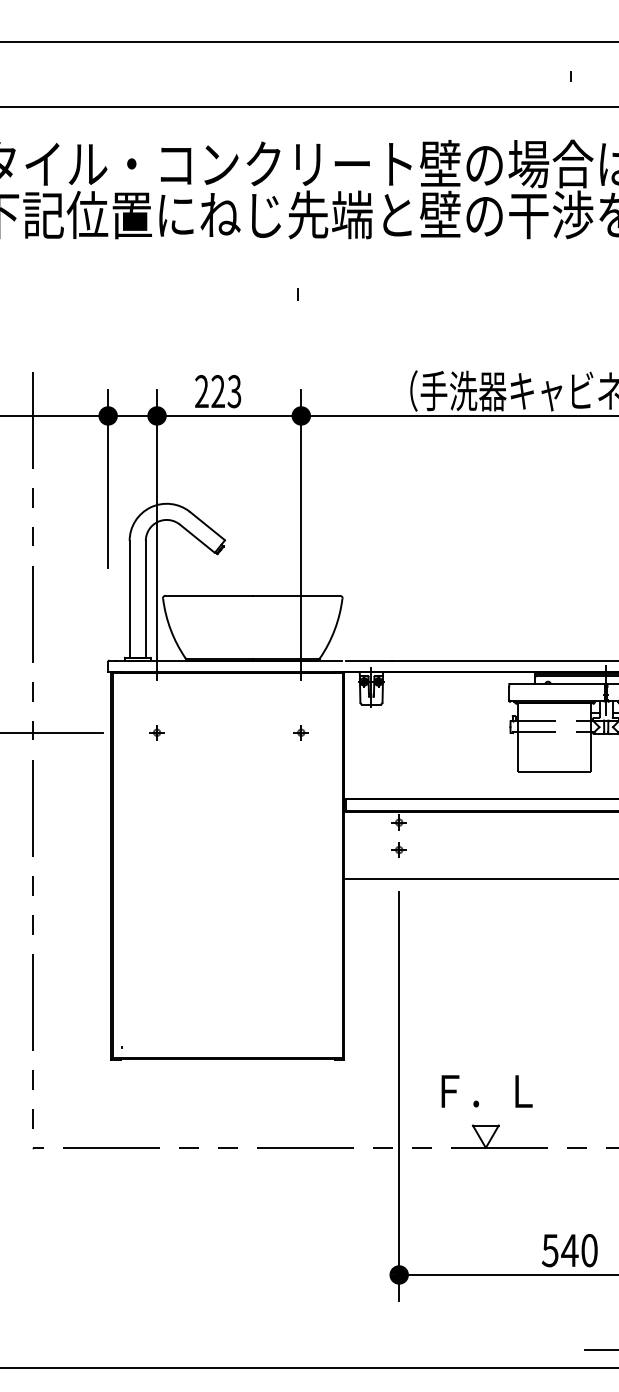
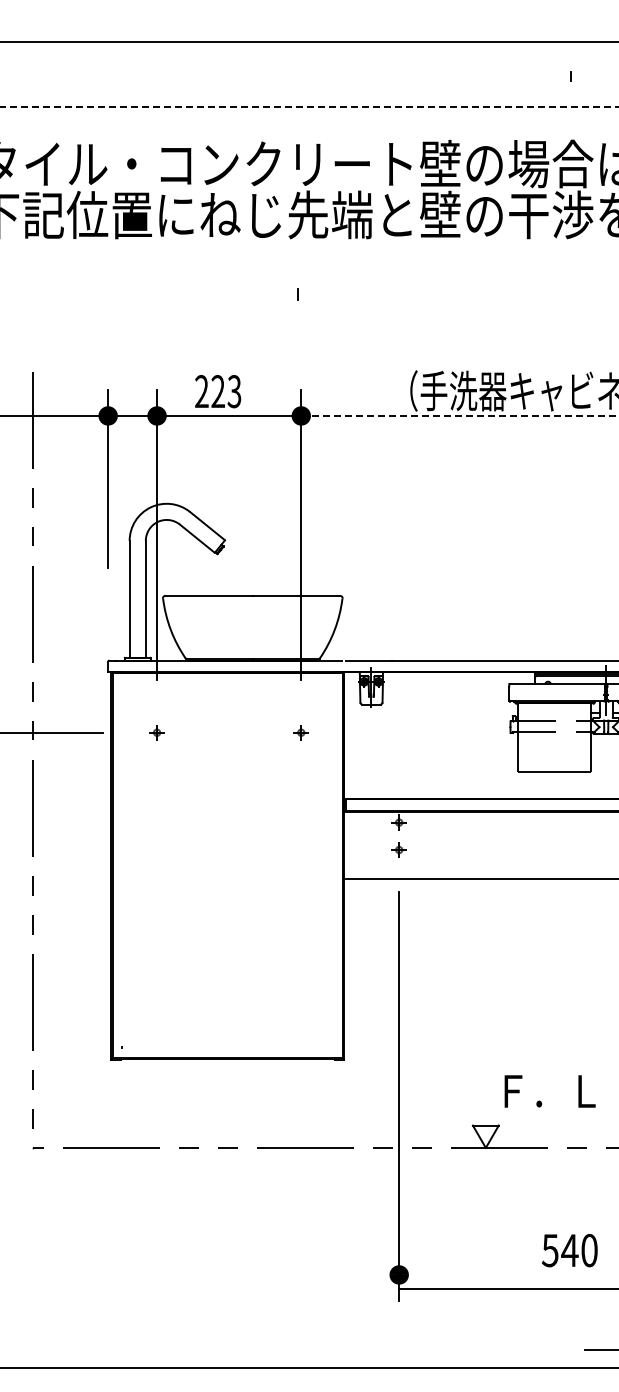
line: solid -> dashed (309, 106)
line: solid -> dashed (459, 415)
text position: (486, 1091) -> (549, 1091) (549, 1091)
line position: (507, 1274) -> (507, 1288) (507, 1288)
